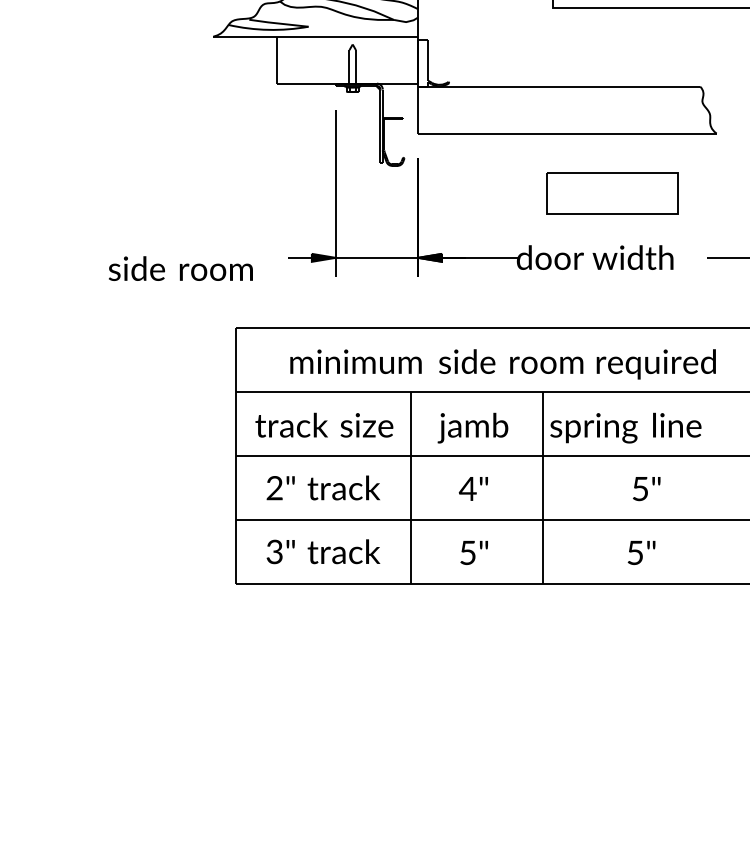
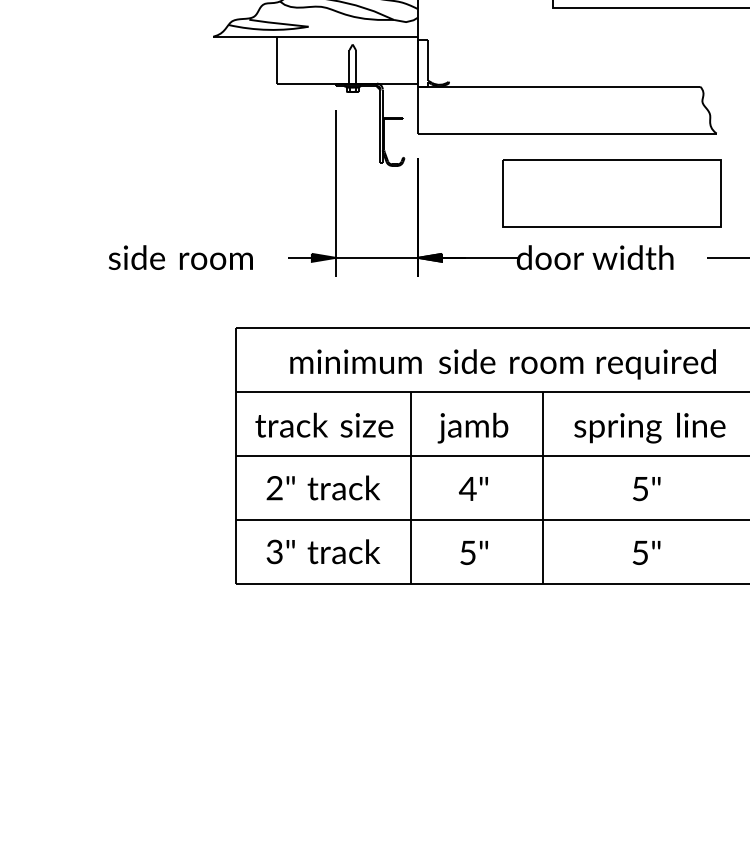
part size: 133x43 px -> 220x69 px (611, 193)
text position: (180, 268) -> (180, 257) (180, 257)
text position: (625, 427) -> (649, 427) (649, 427)
text position: (641, 552) -> (646, 552) (646, 552)
